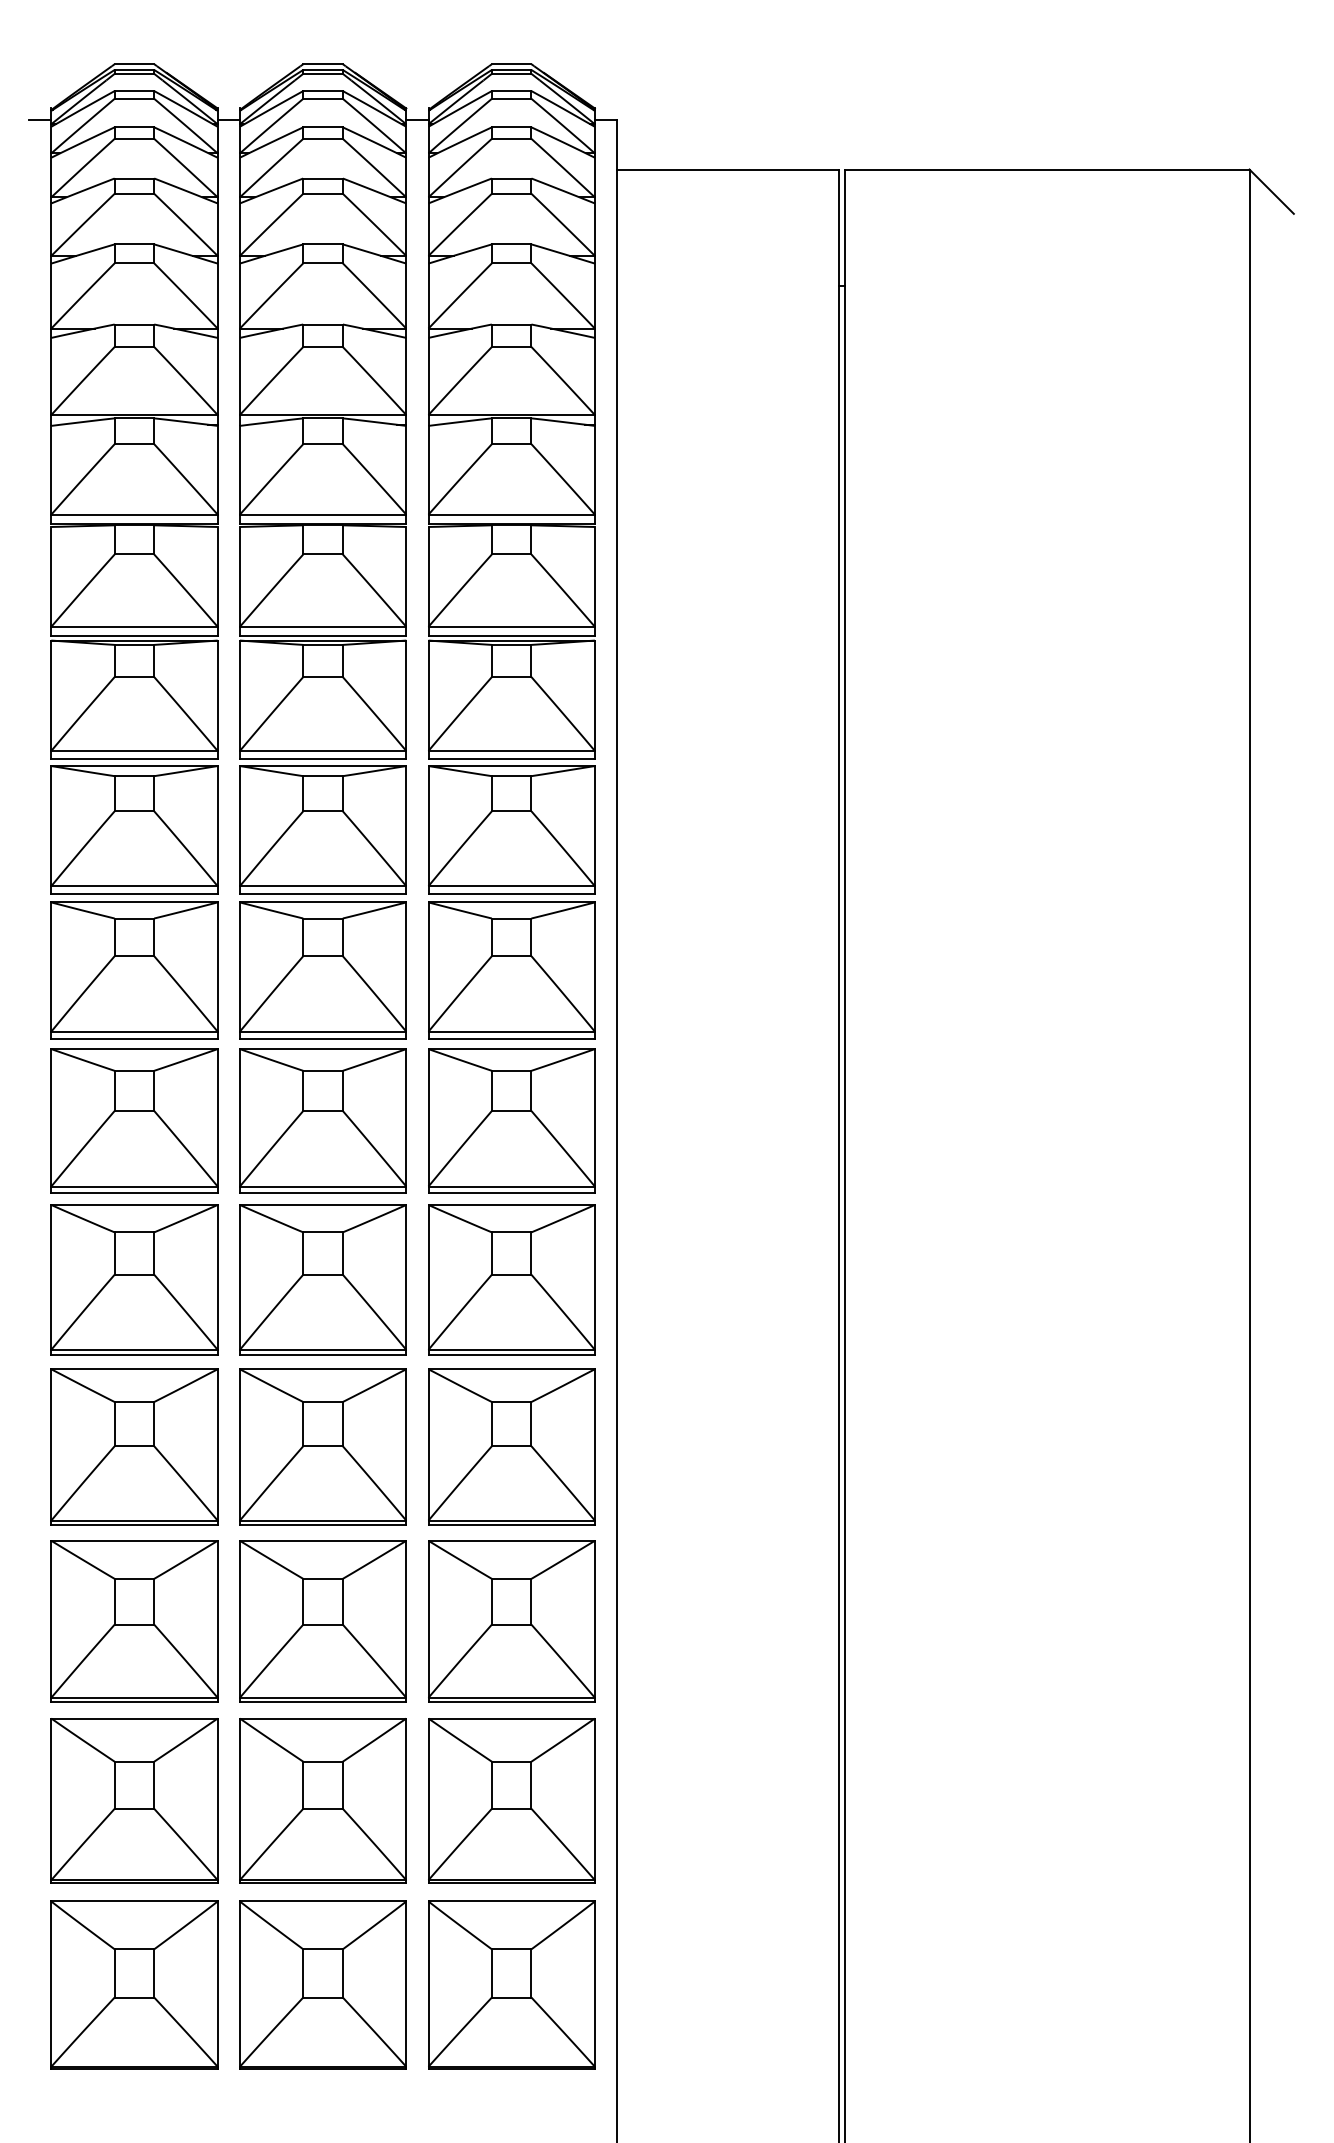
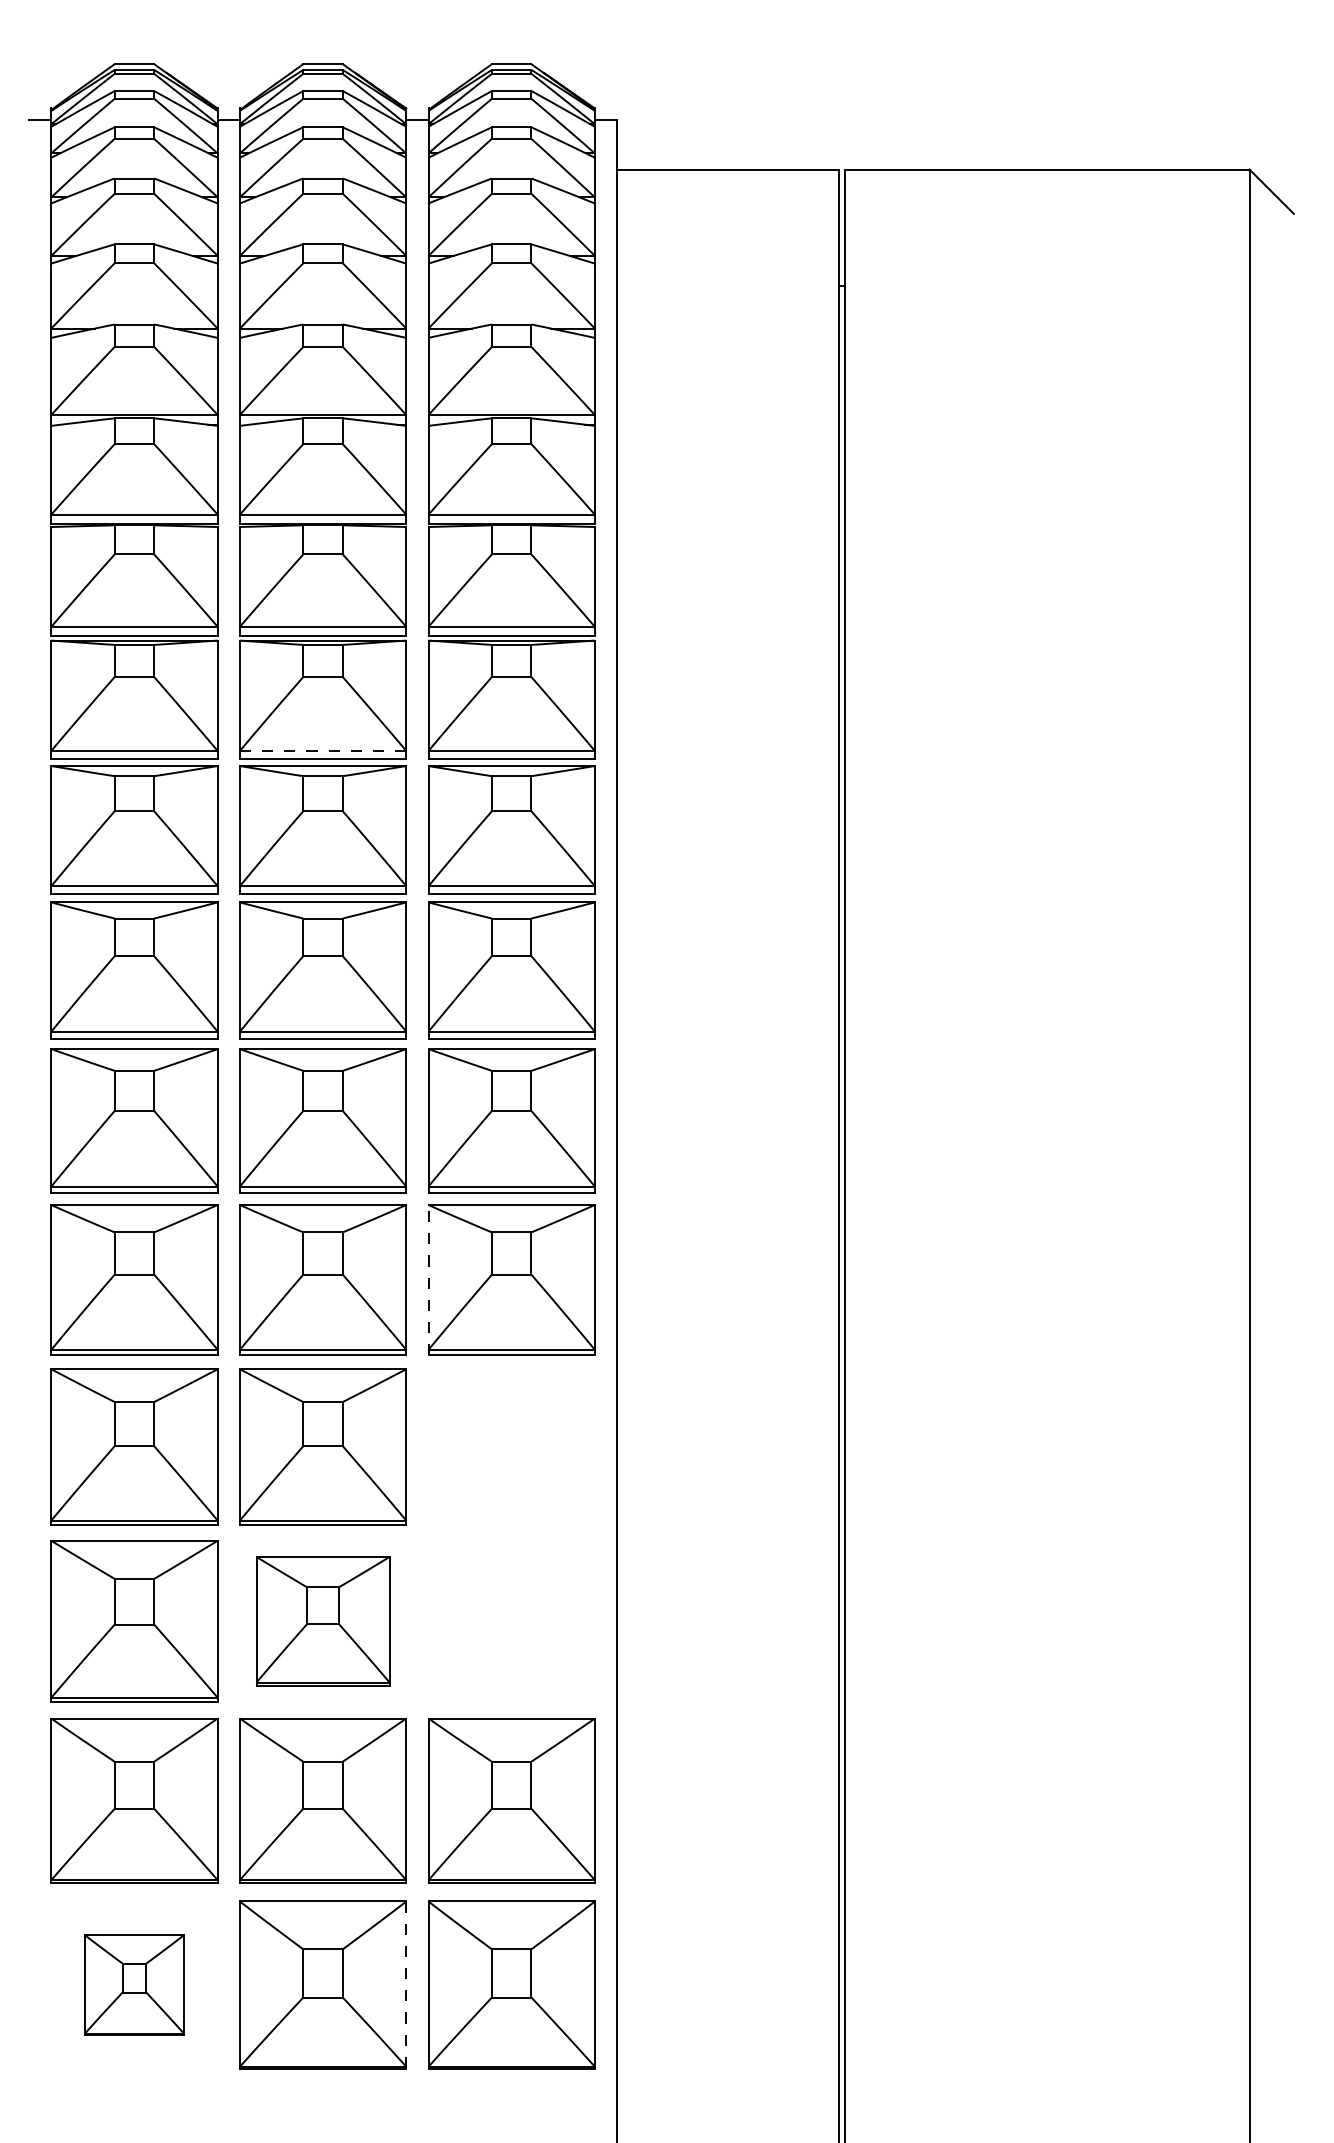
line: solid -> dashed (323, 750)
line: solid -> dashed (428, 1279)
part: present -> none (511, 1446)
part size: 168x163 px -> 135x131 px (323, 1621)
part: present -> none (511, 1621)
part size: 169x170 px -> 101x102 px (134, 1984)
line: solid -> dashed (406, 1985)
